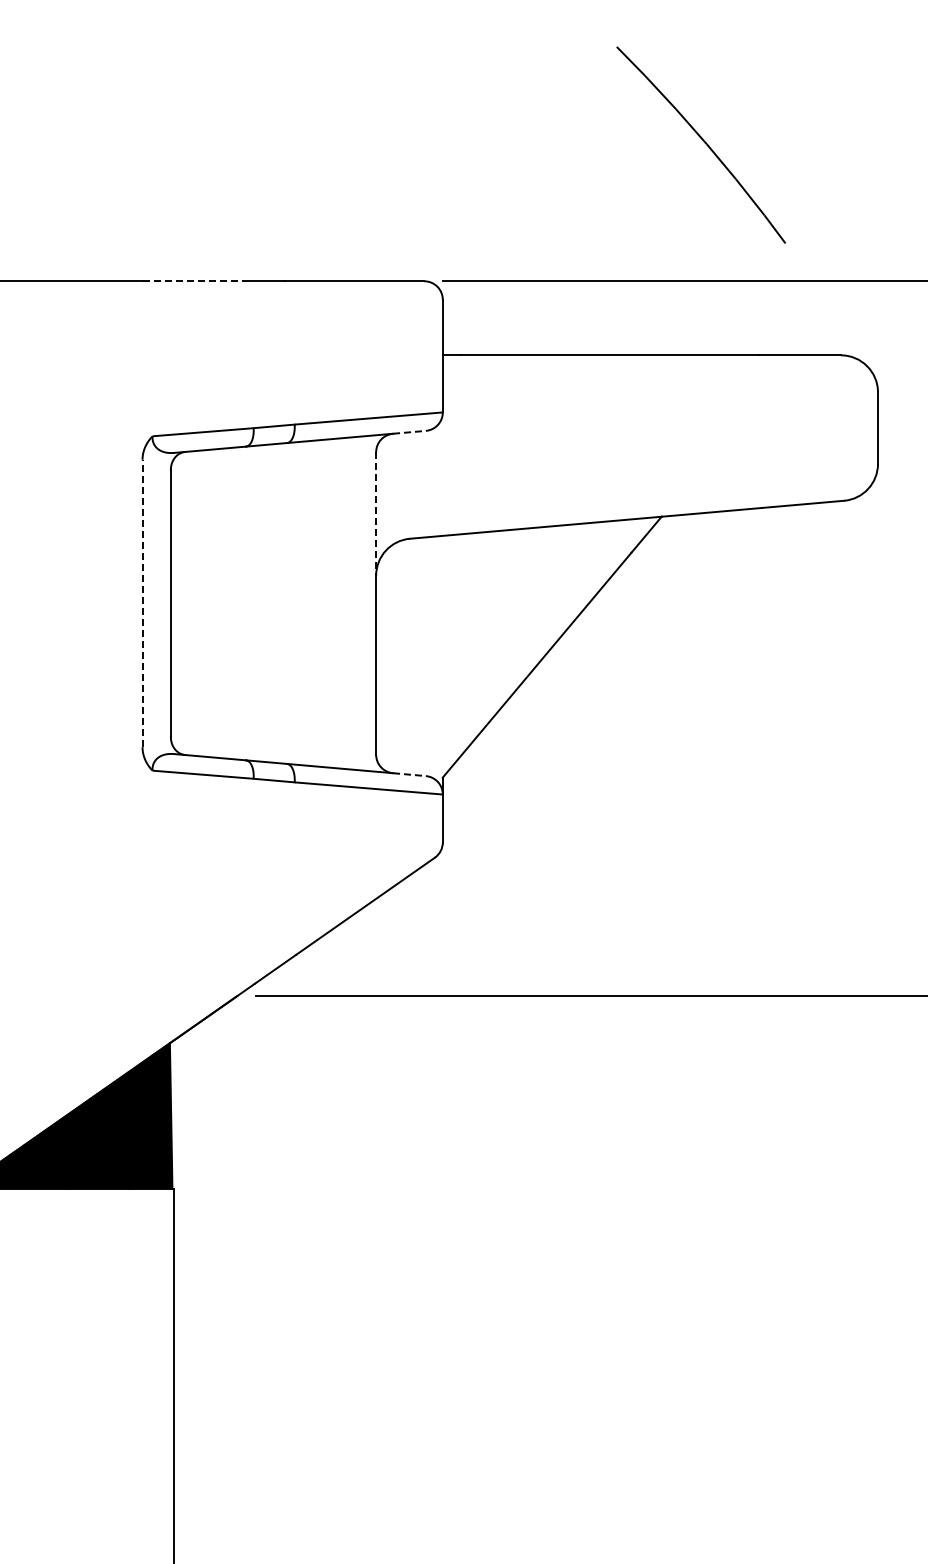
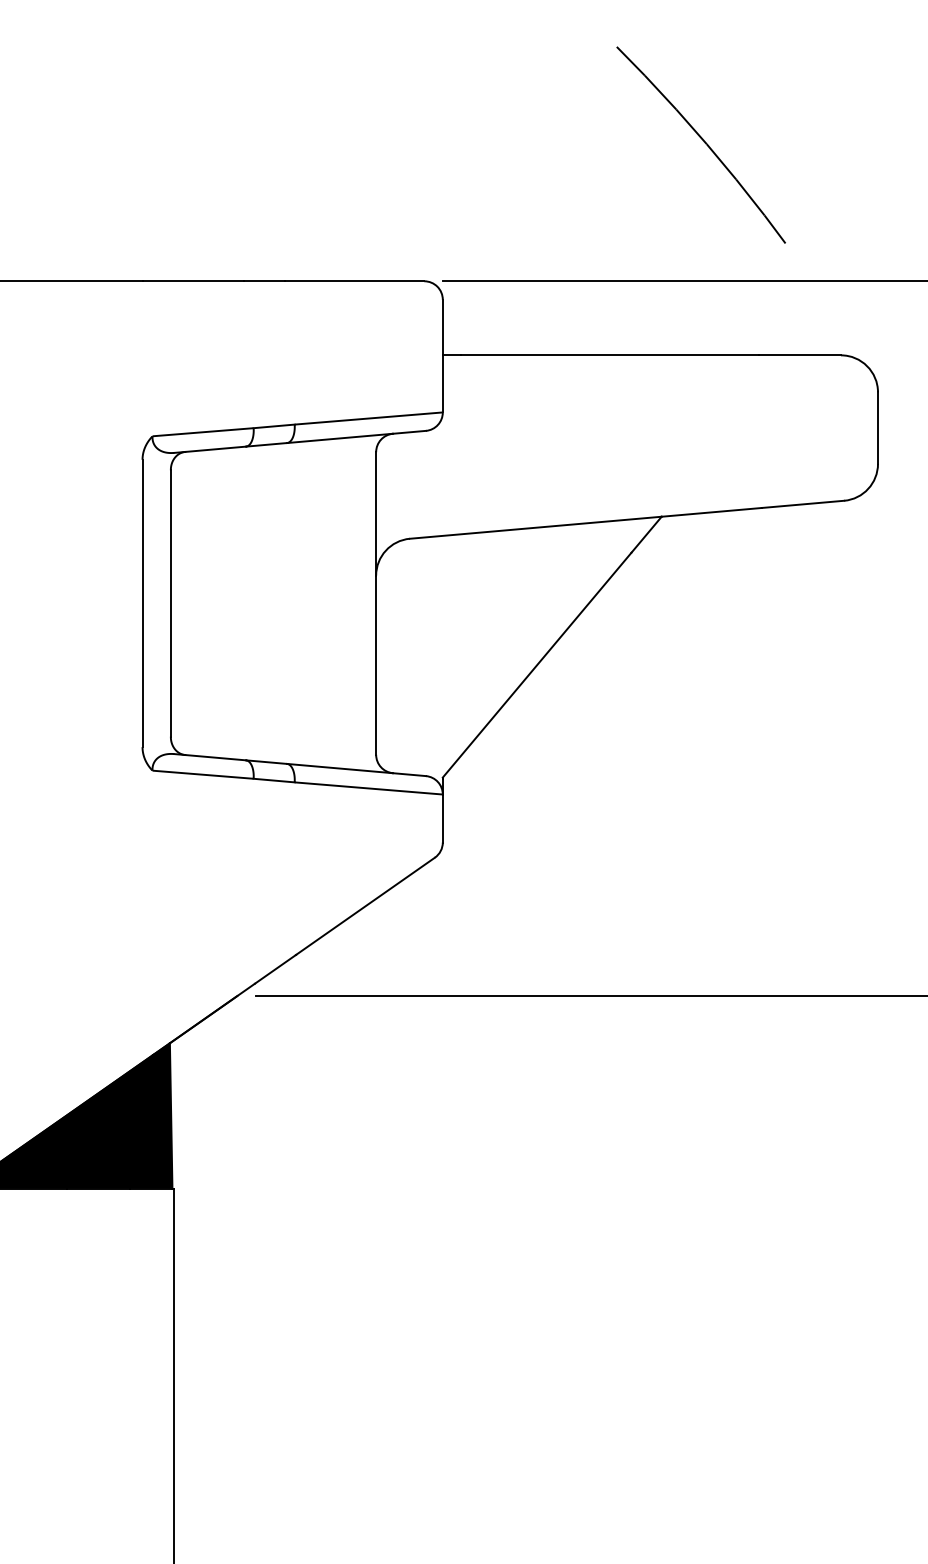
line: dashed -> solid (193, 281)
line: dashed -> solid (409, 432)
line: dashed -> solid (376, 513)
line: dashed -> solid (142, 603)
line: dashed -> solid (409, 774)
